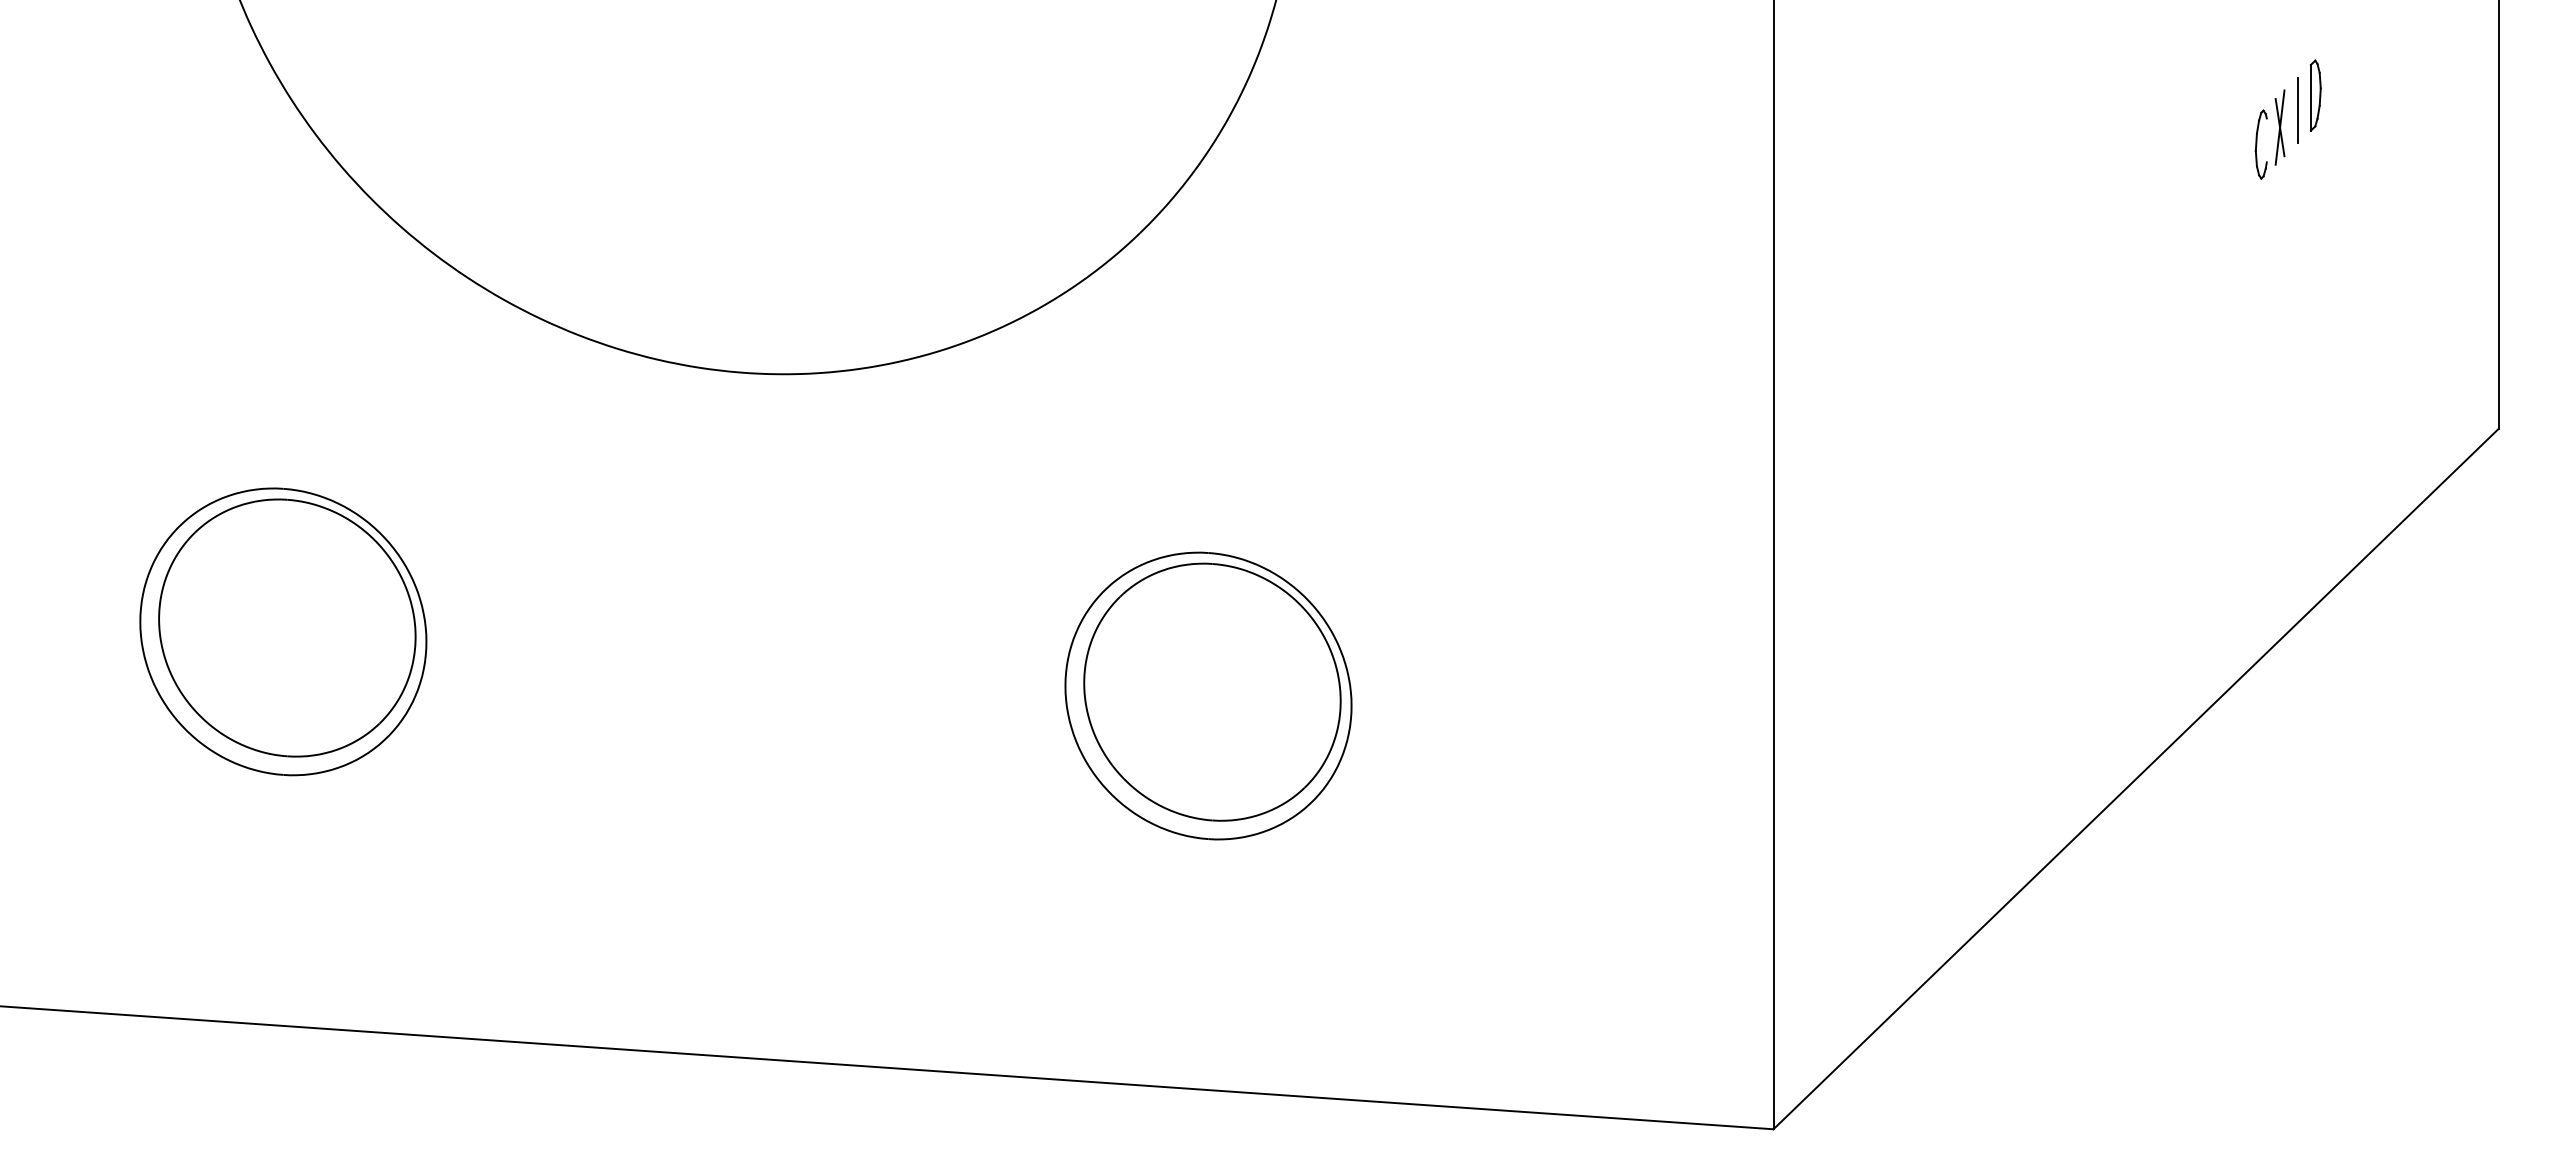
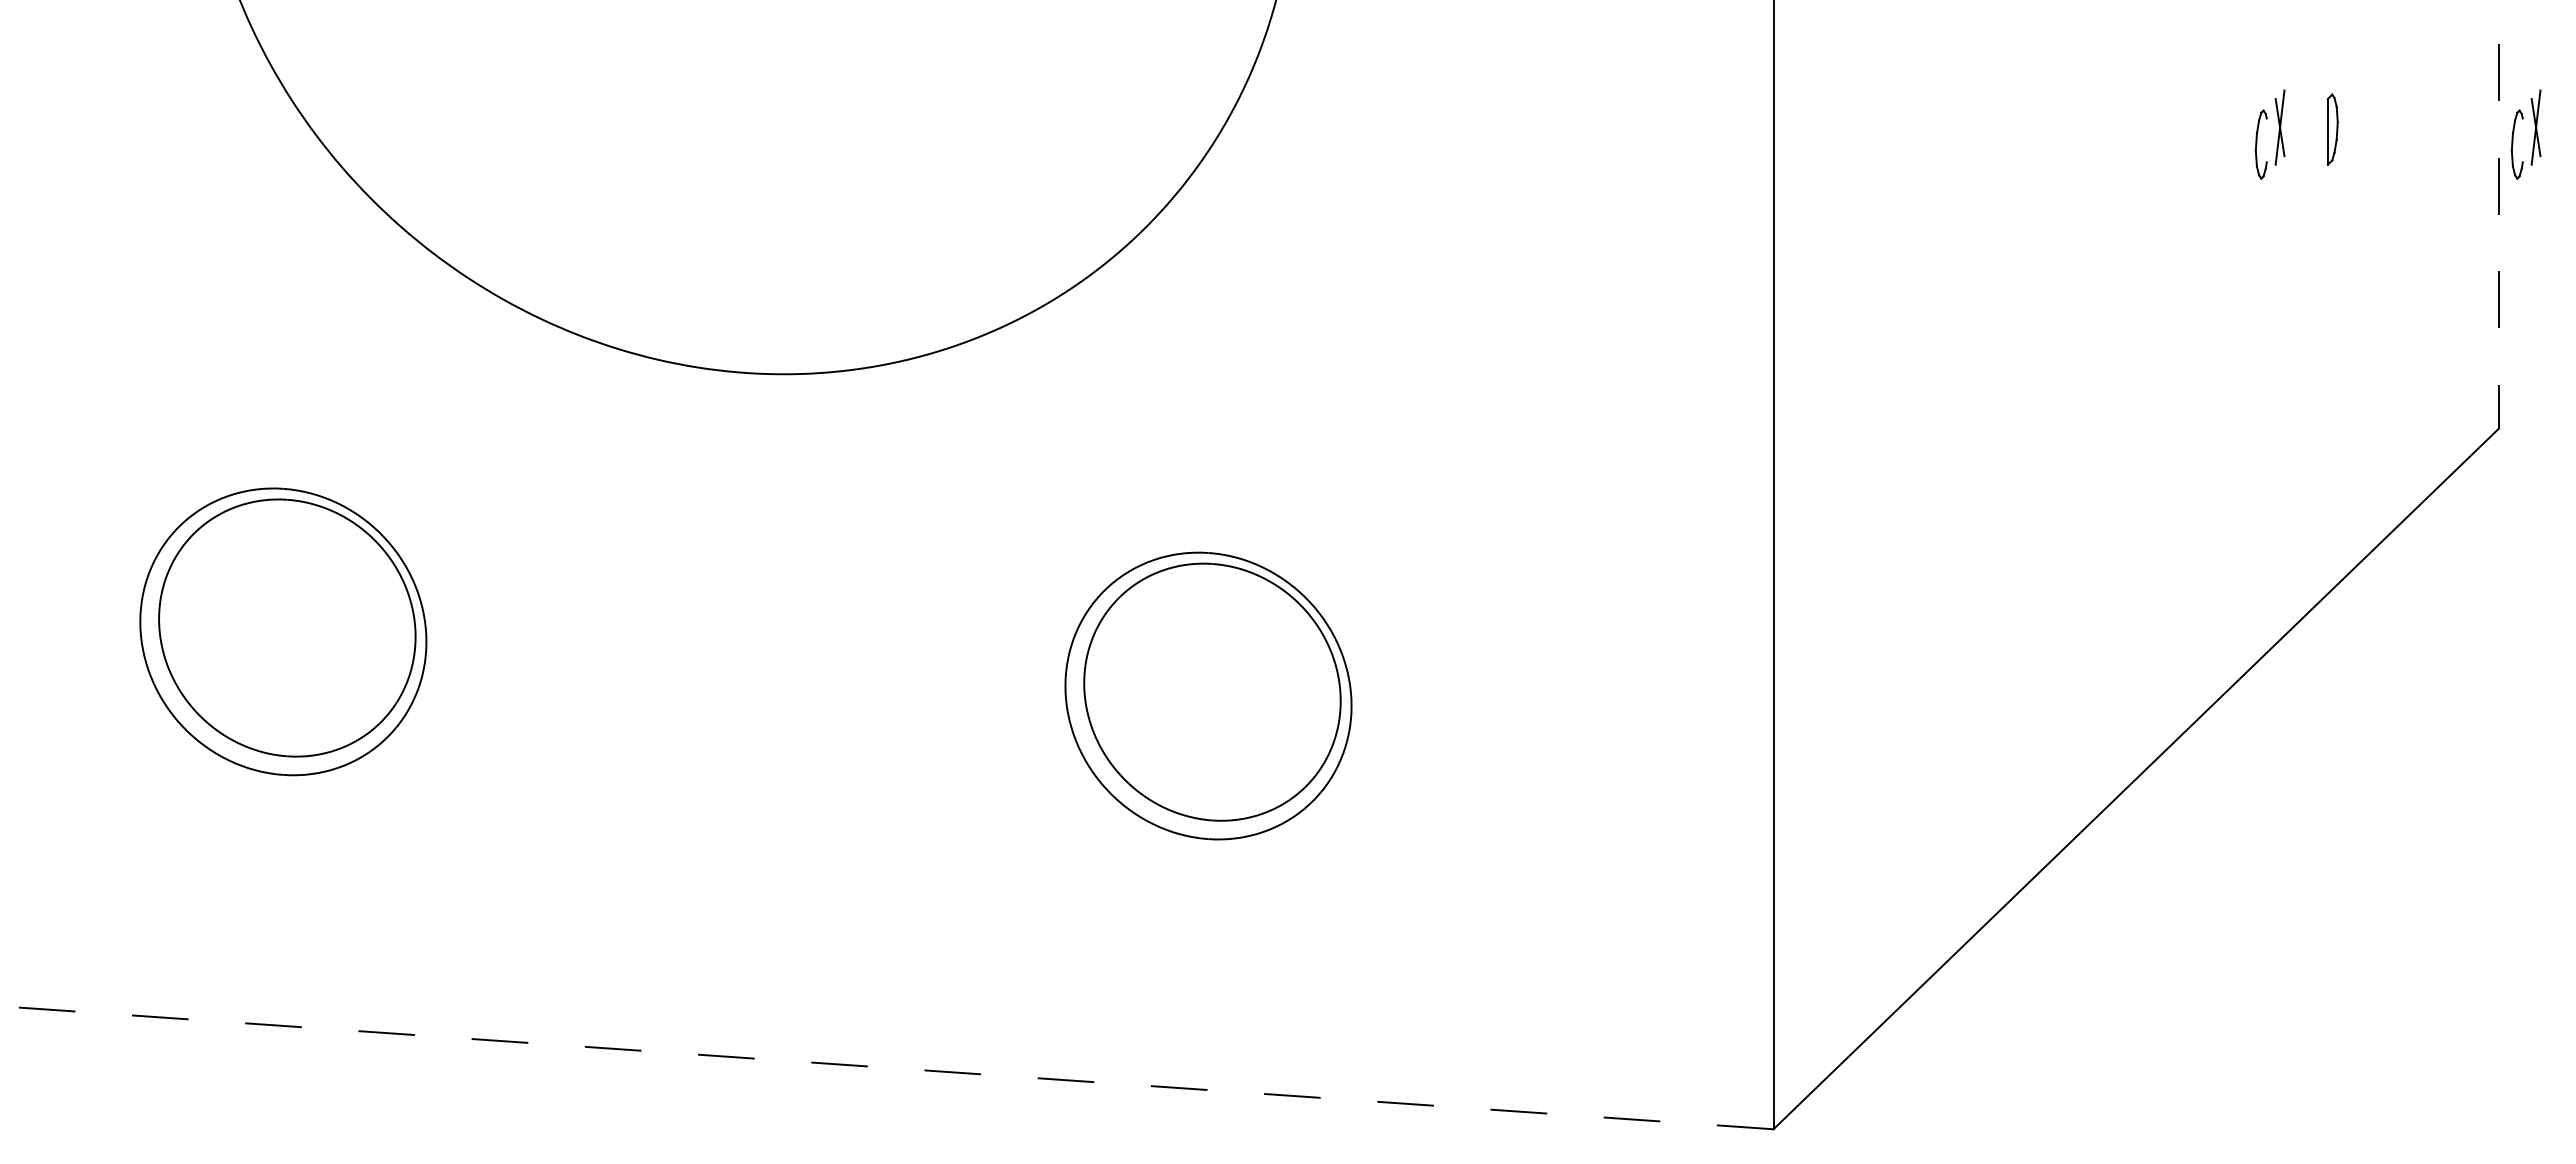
part position: (2315, 95) -> (2332, 129) (2332, 129)
line: present -> none (2297, 110)
part: none -> present (2533, 138)
line: solid -> dashed (2498, 214)
line: solid -> dashed (886, 1067)
